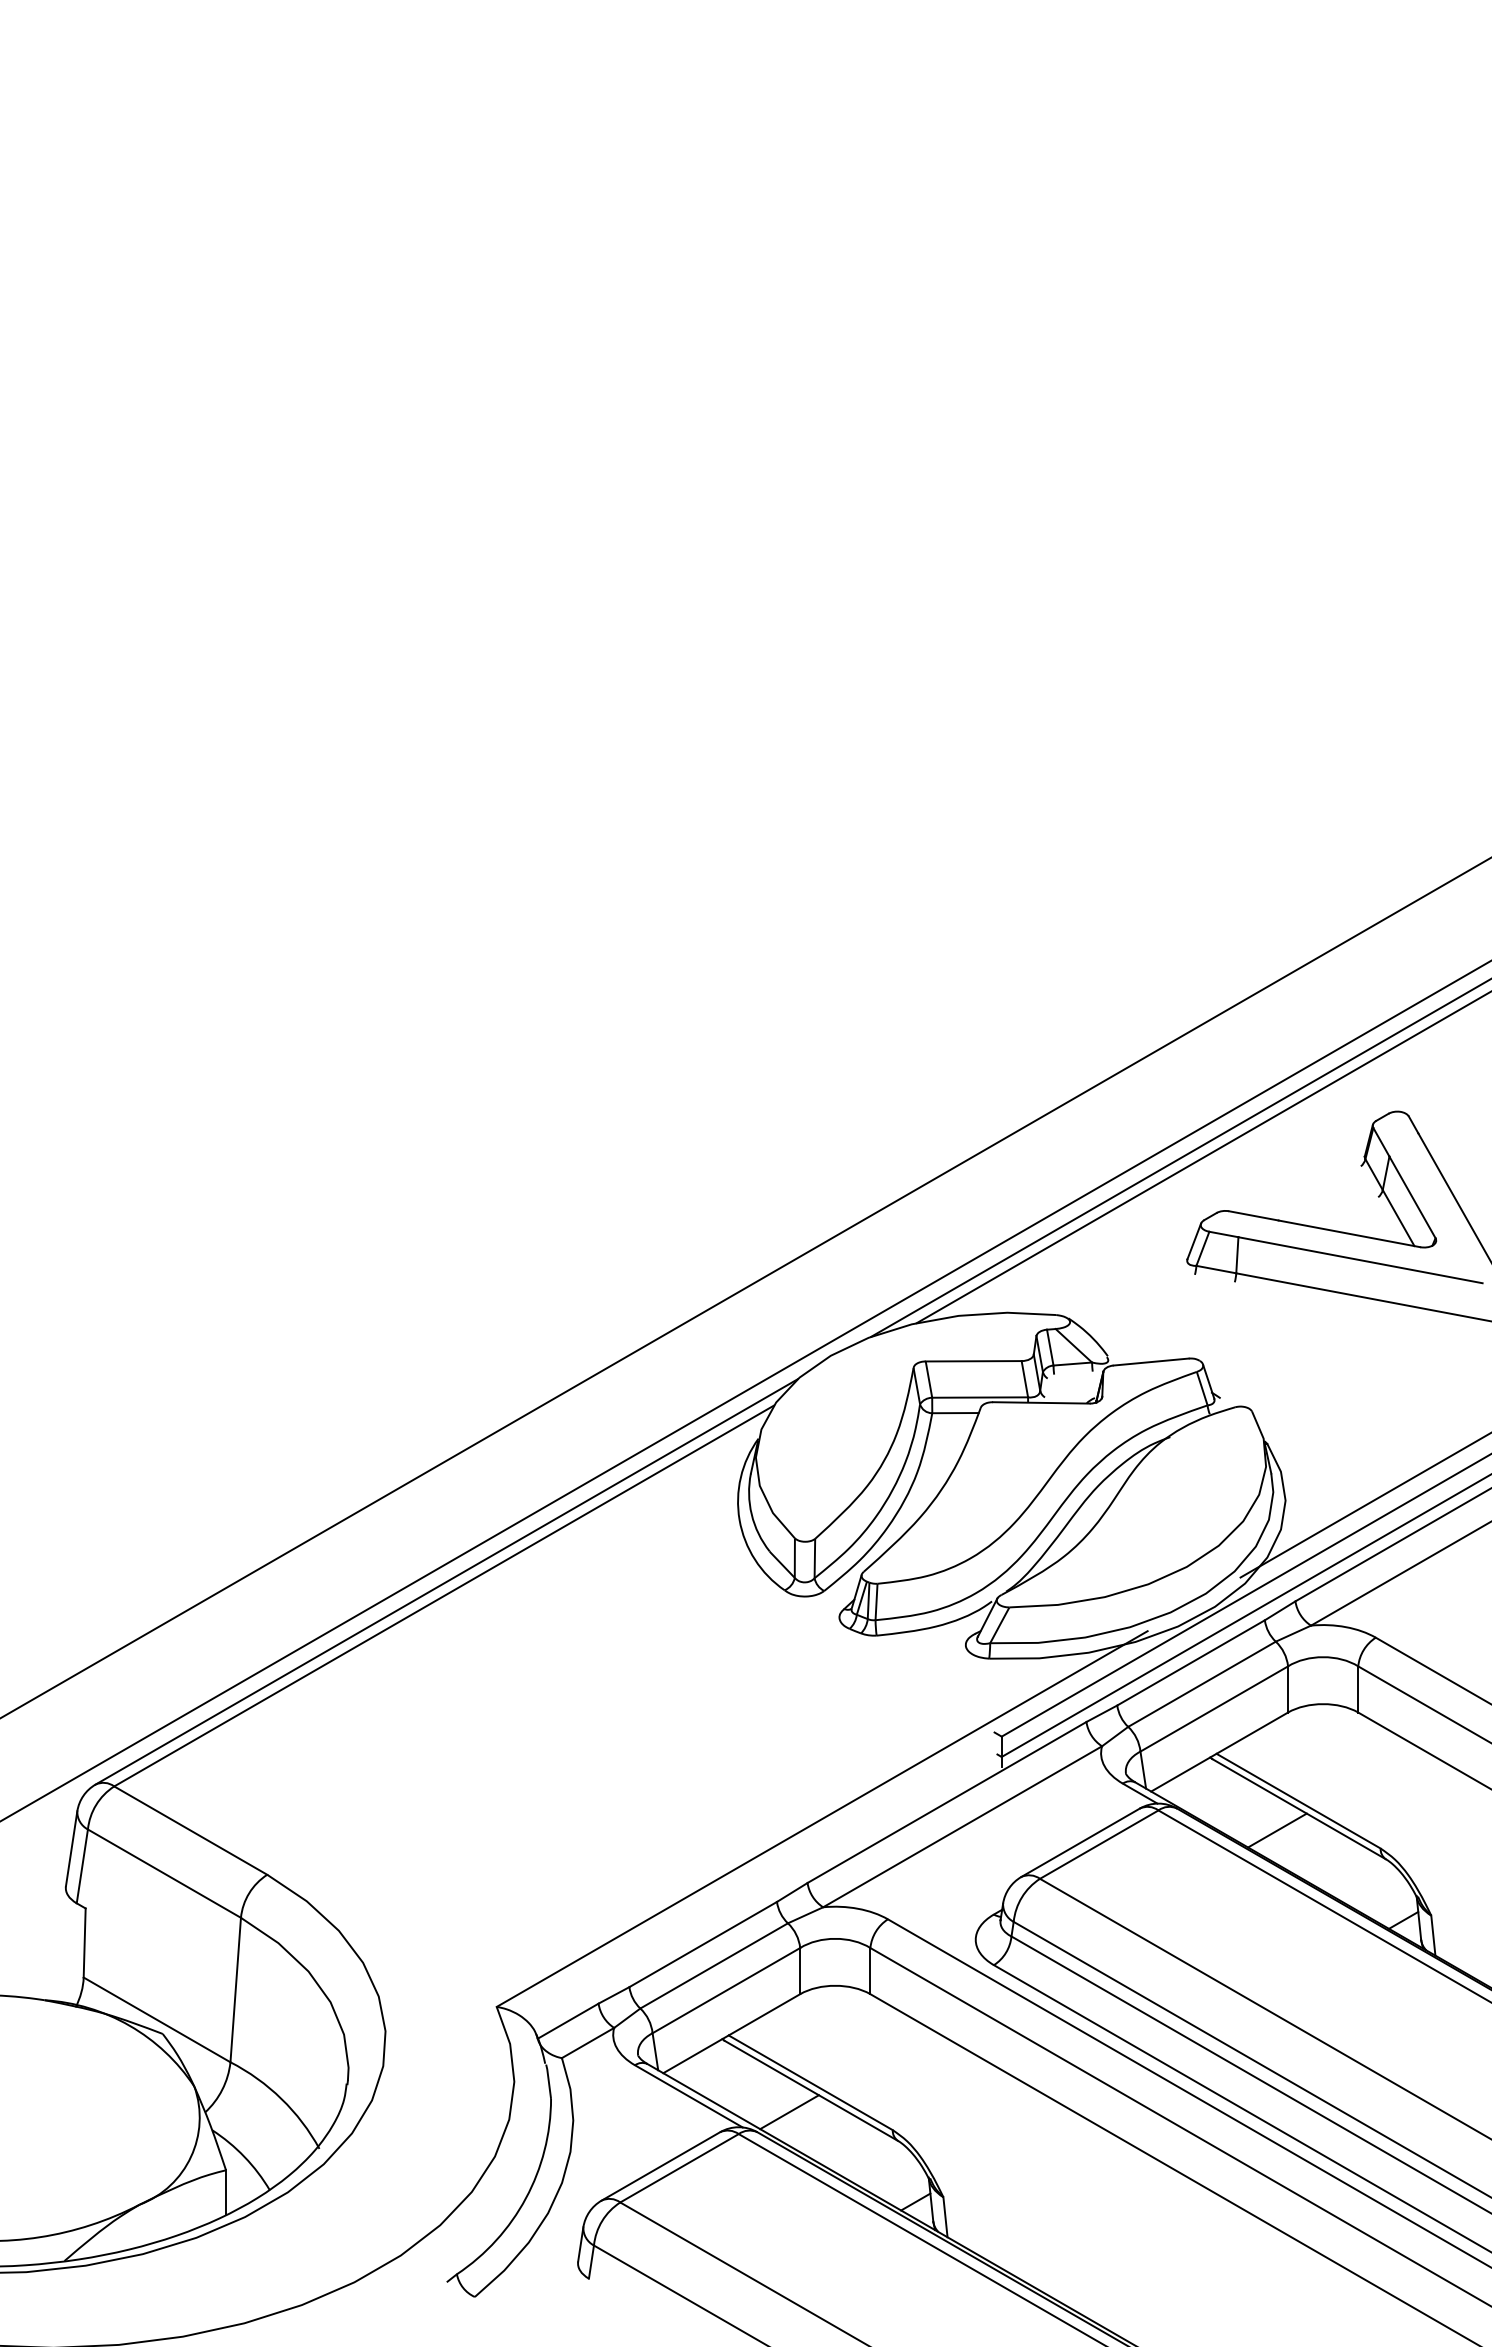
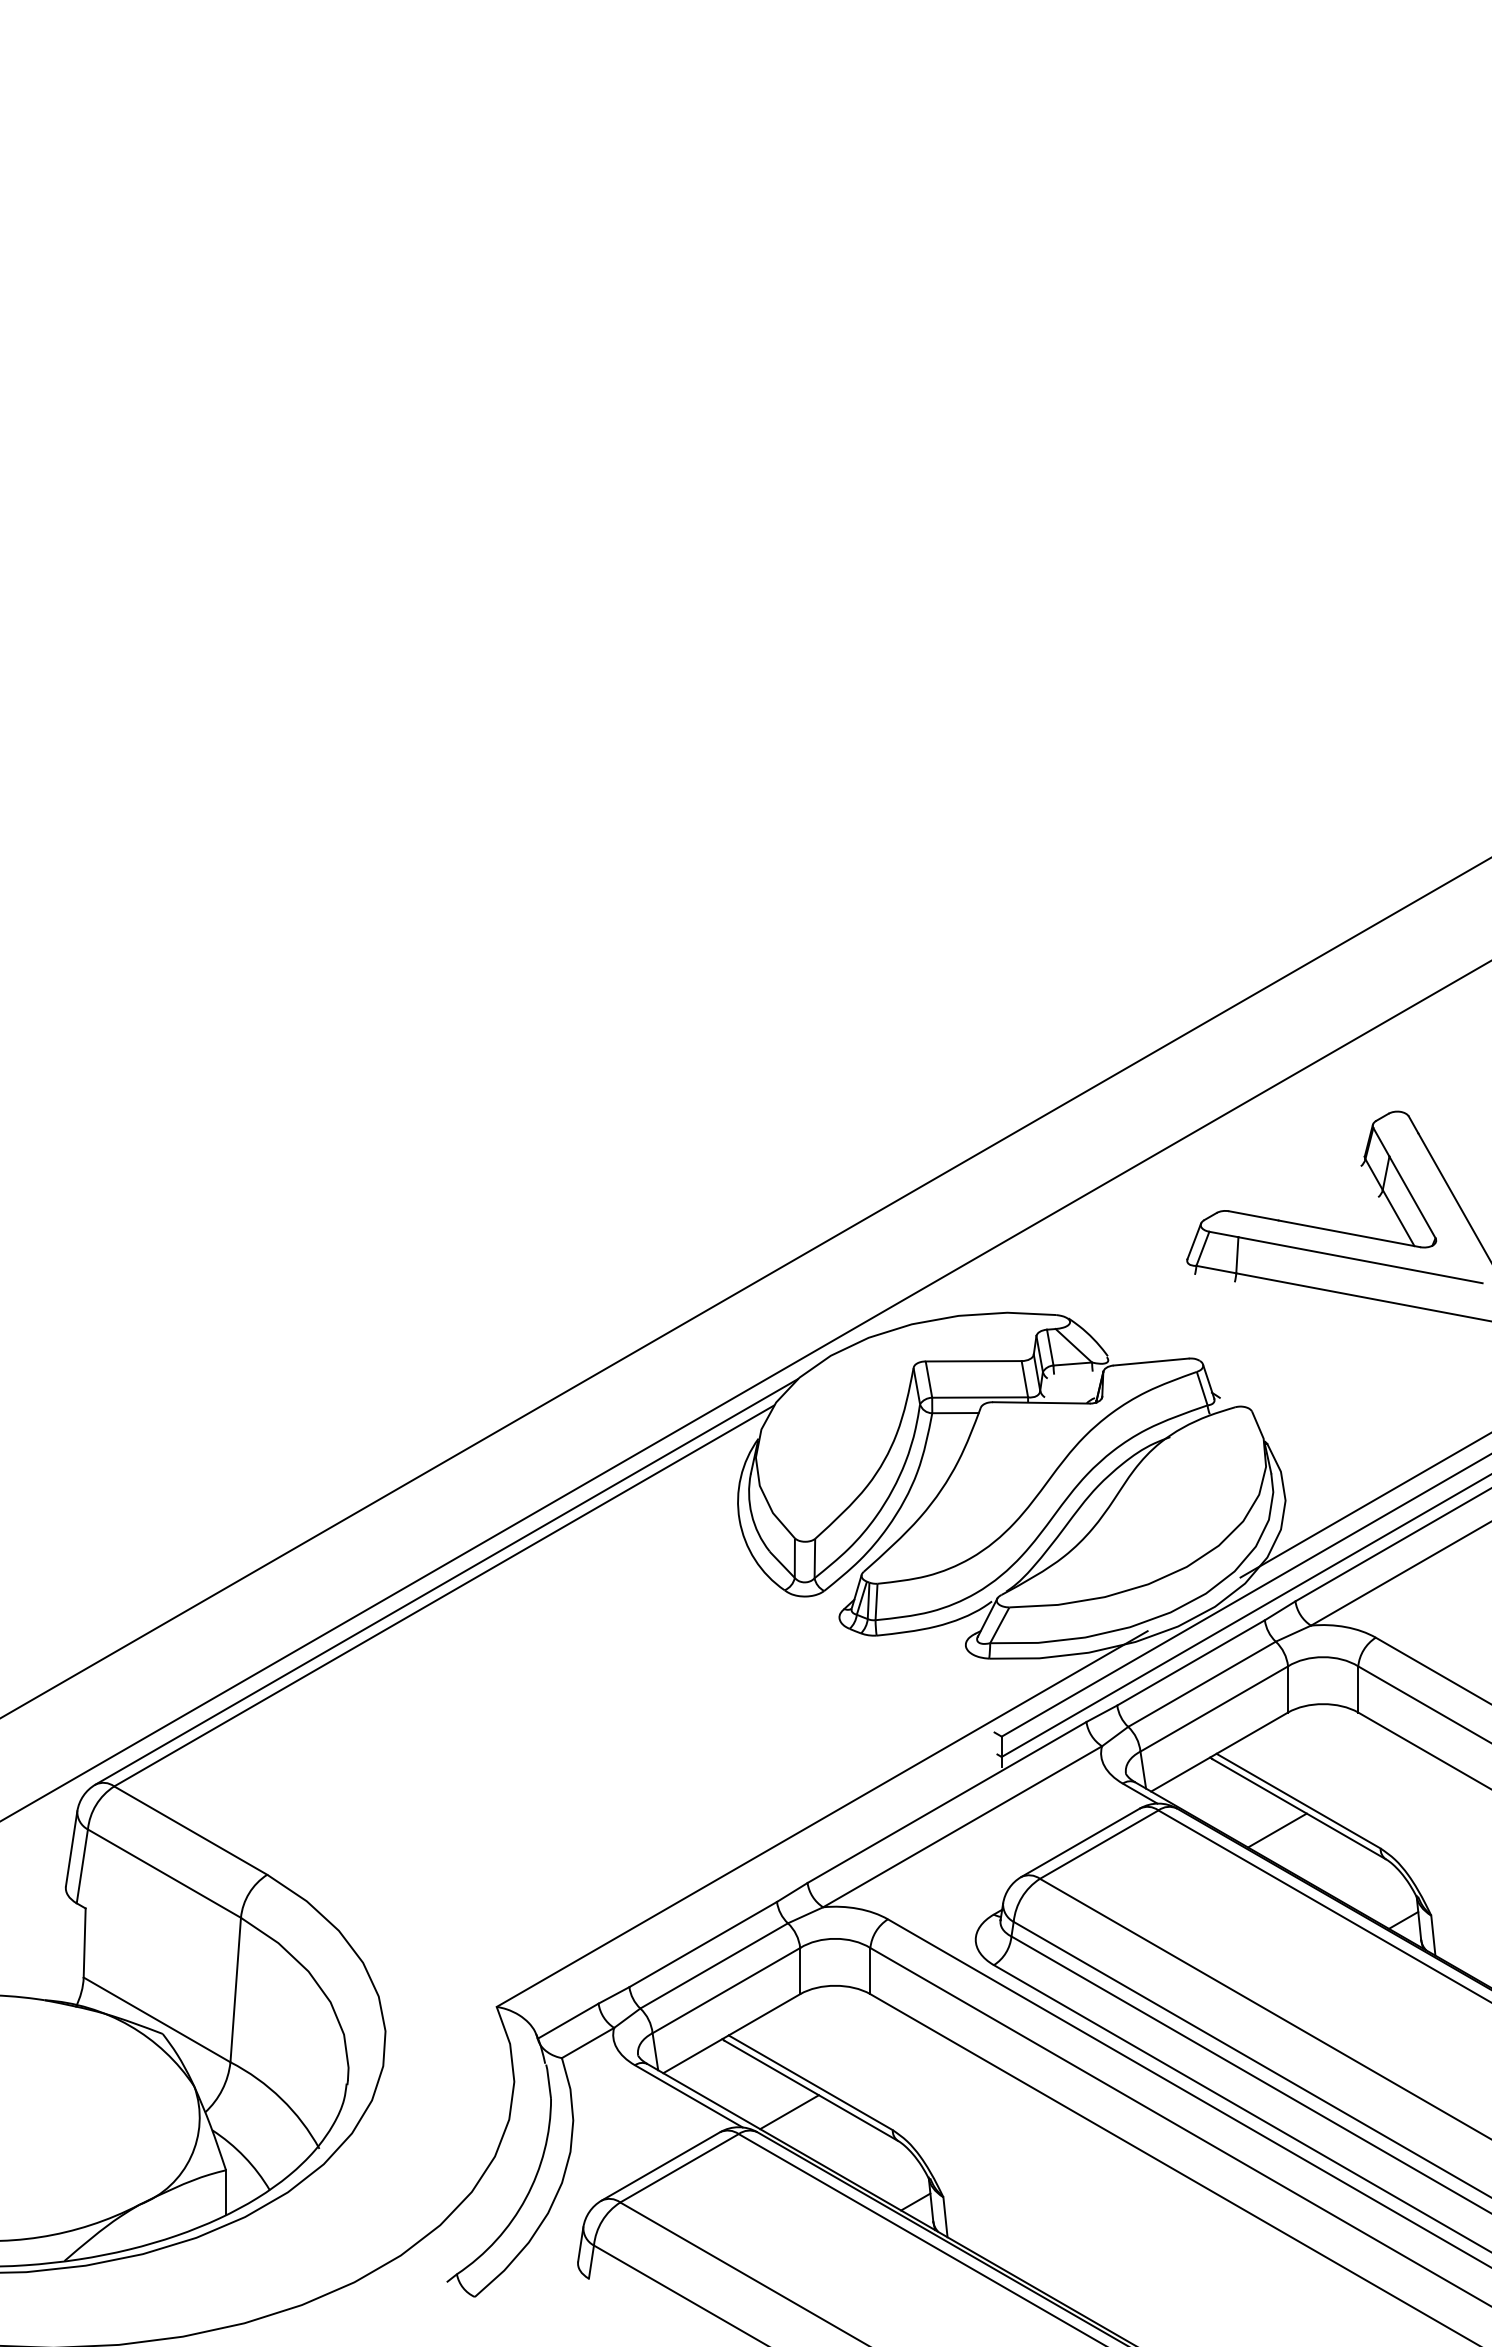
line: present -> none (1179, 1158)
line: present -> none (1202, 1158)
